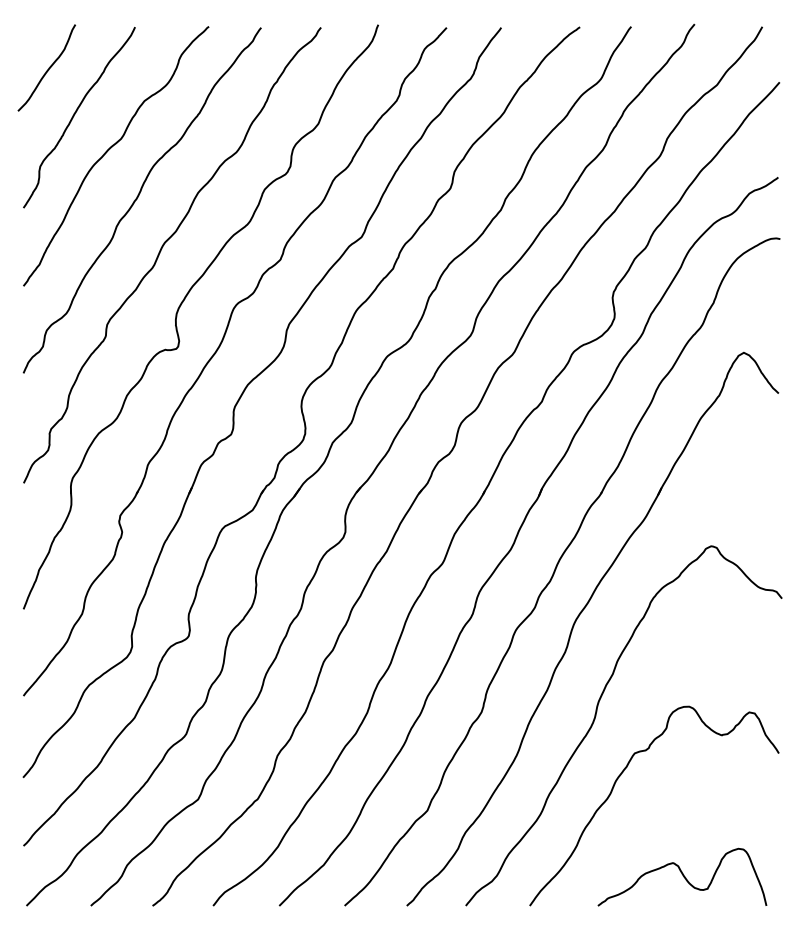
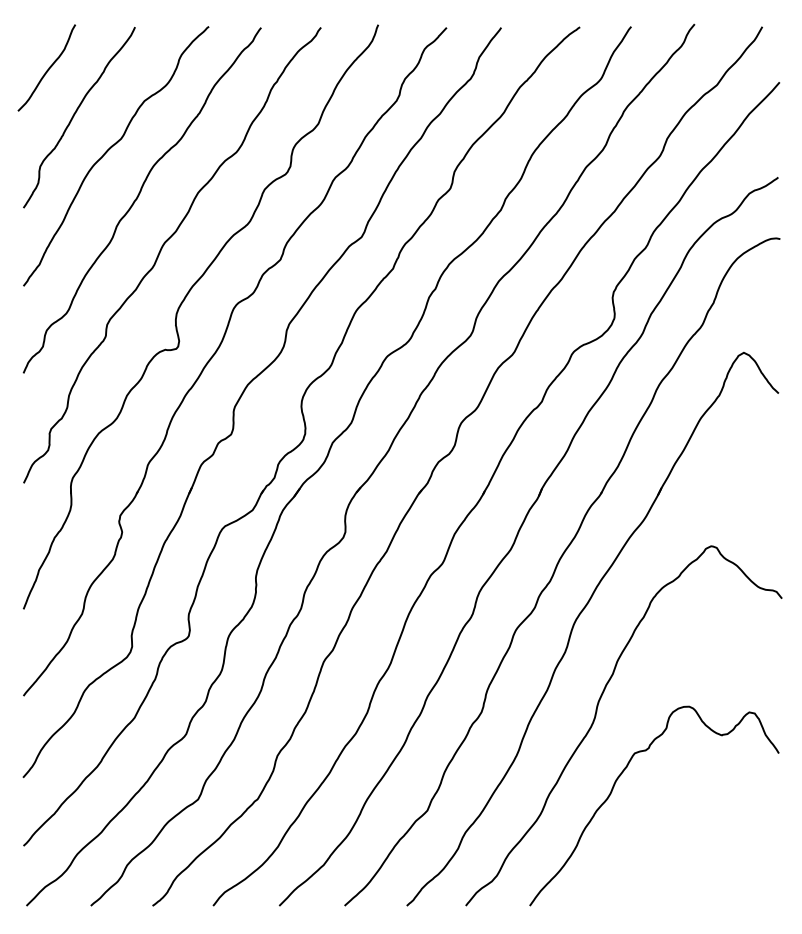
curve: present -> none (682, 875)
